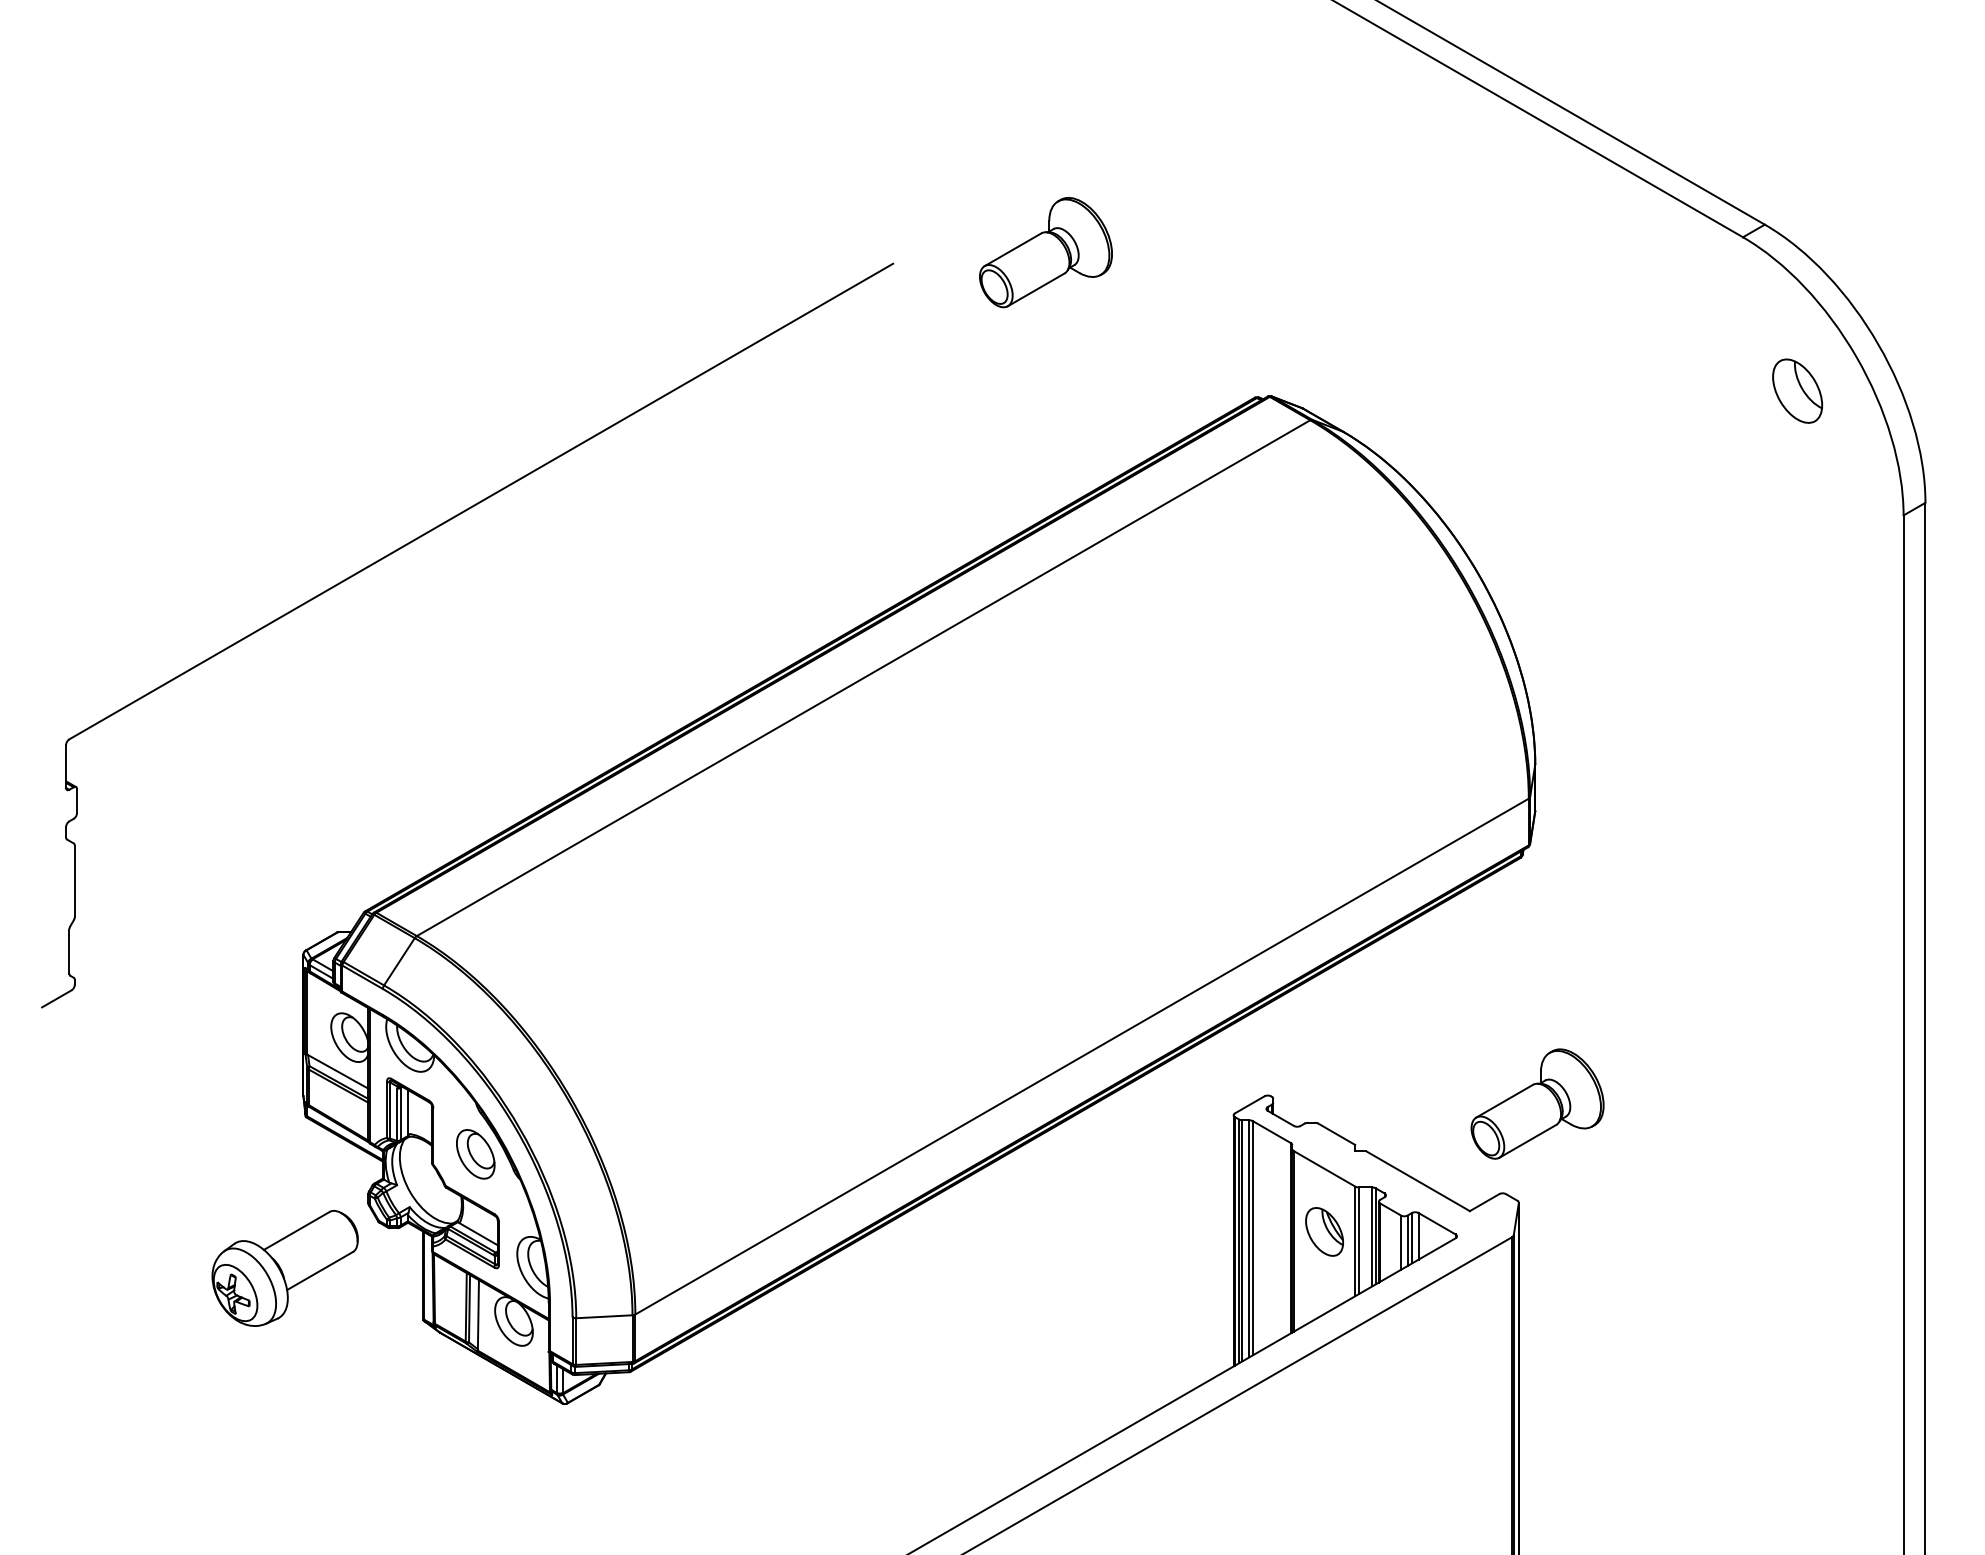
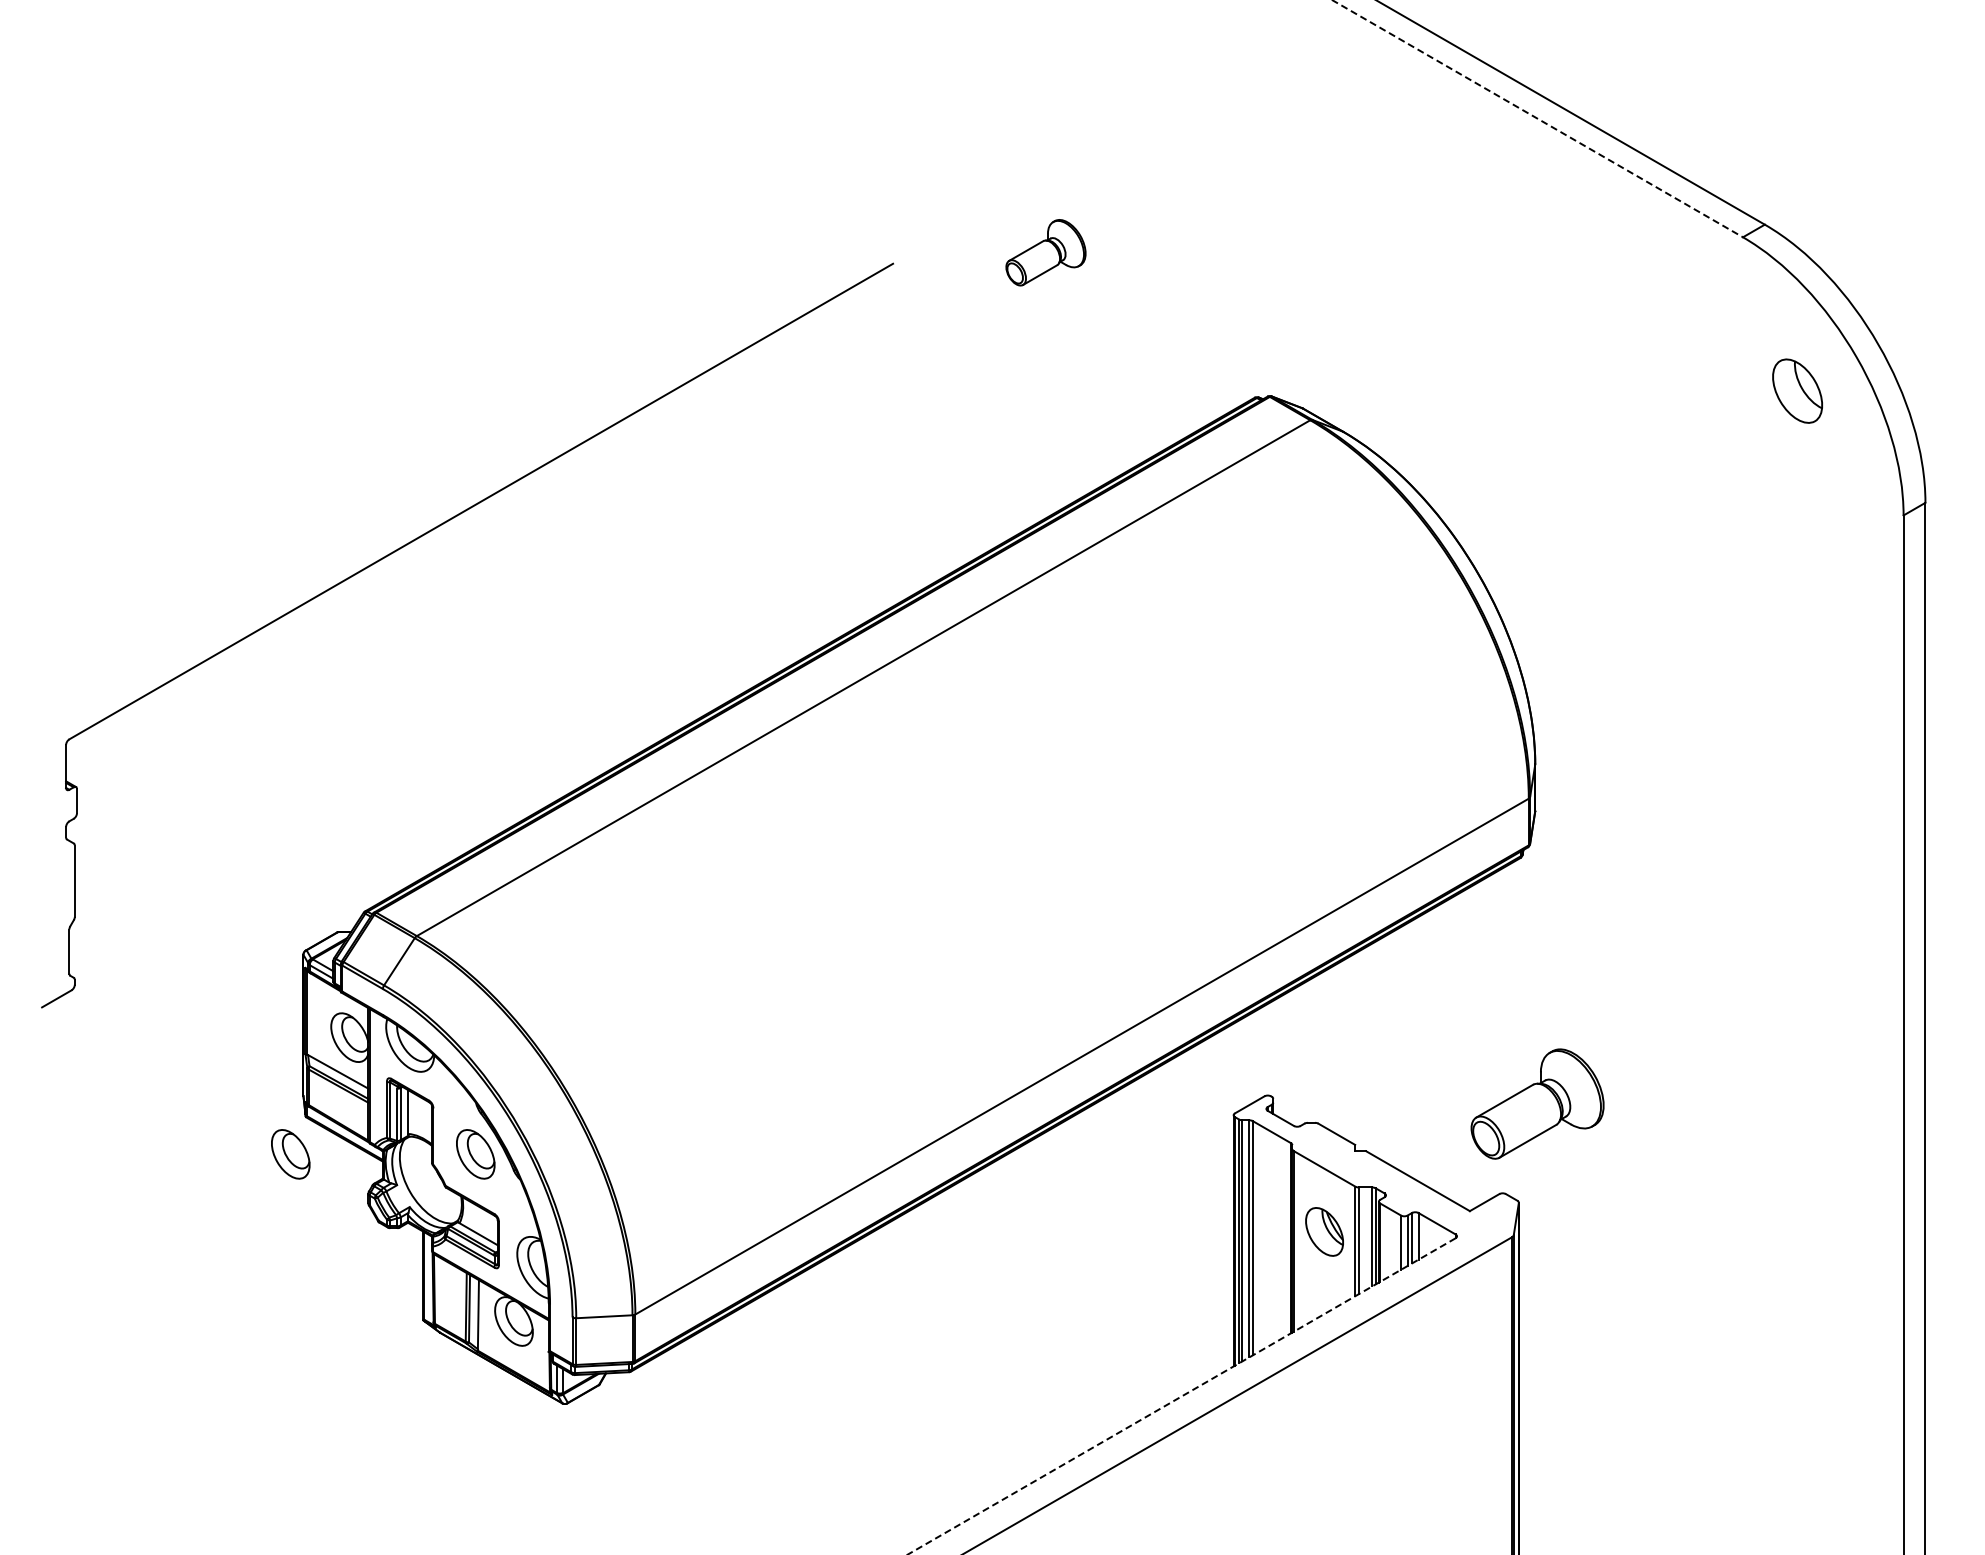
line: solid -> dashed (1537, 118)
part size: 134x112 px -> 82x68 px (1045, 252)
part: none -> present (290, 1154)
part: present -> none (284, 1268)
line: solid -> dashed (1181, 1396)
